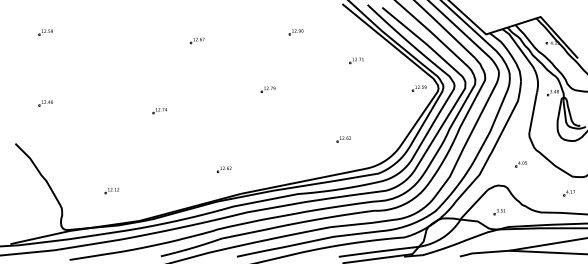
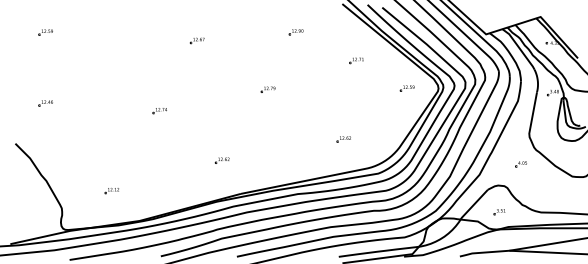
part position: (418, 88) -> (406, 88) (406, 88)
part position: (223, 169) -> (221, 160) (221, 160)
part: present -> none (568, 193)
